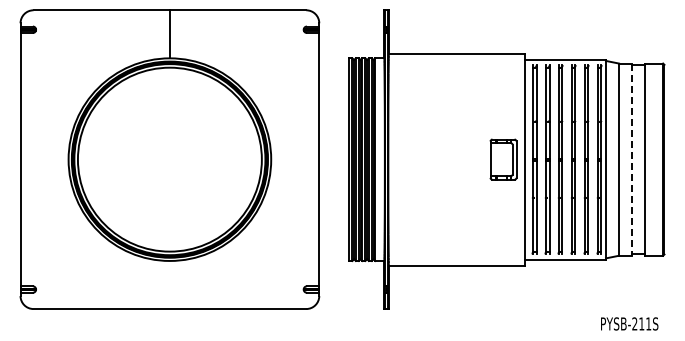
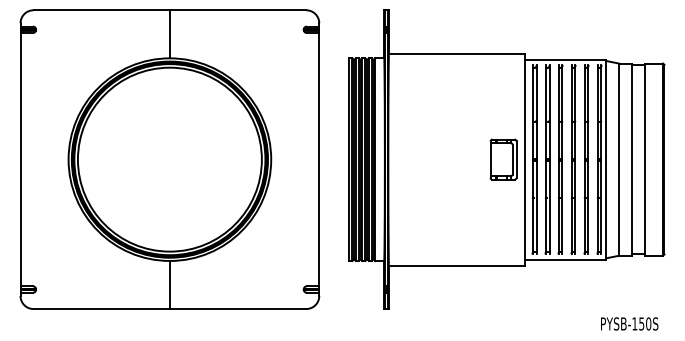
line: dashed -> solid (631, 160)
line: none -> present (169, 284)
text: PYSB-211S -> PYSB-150S (641, 323)
